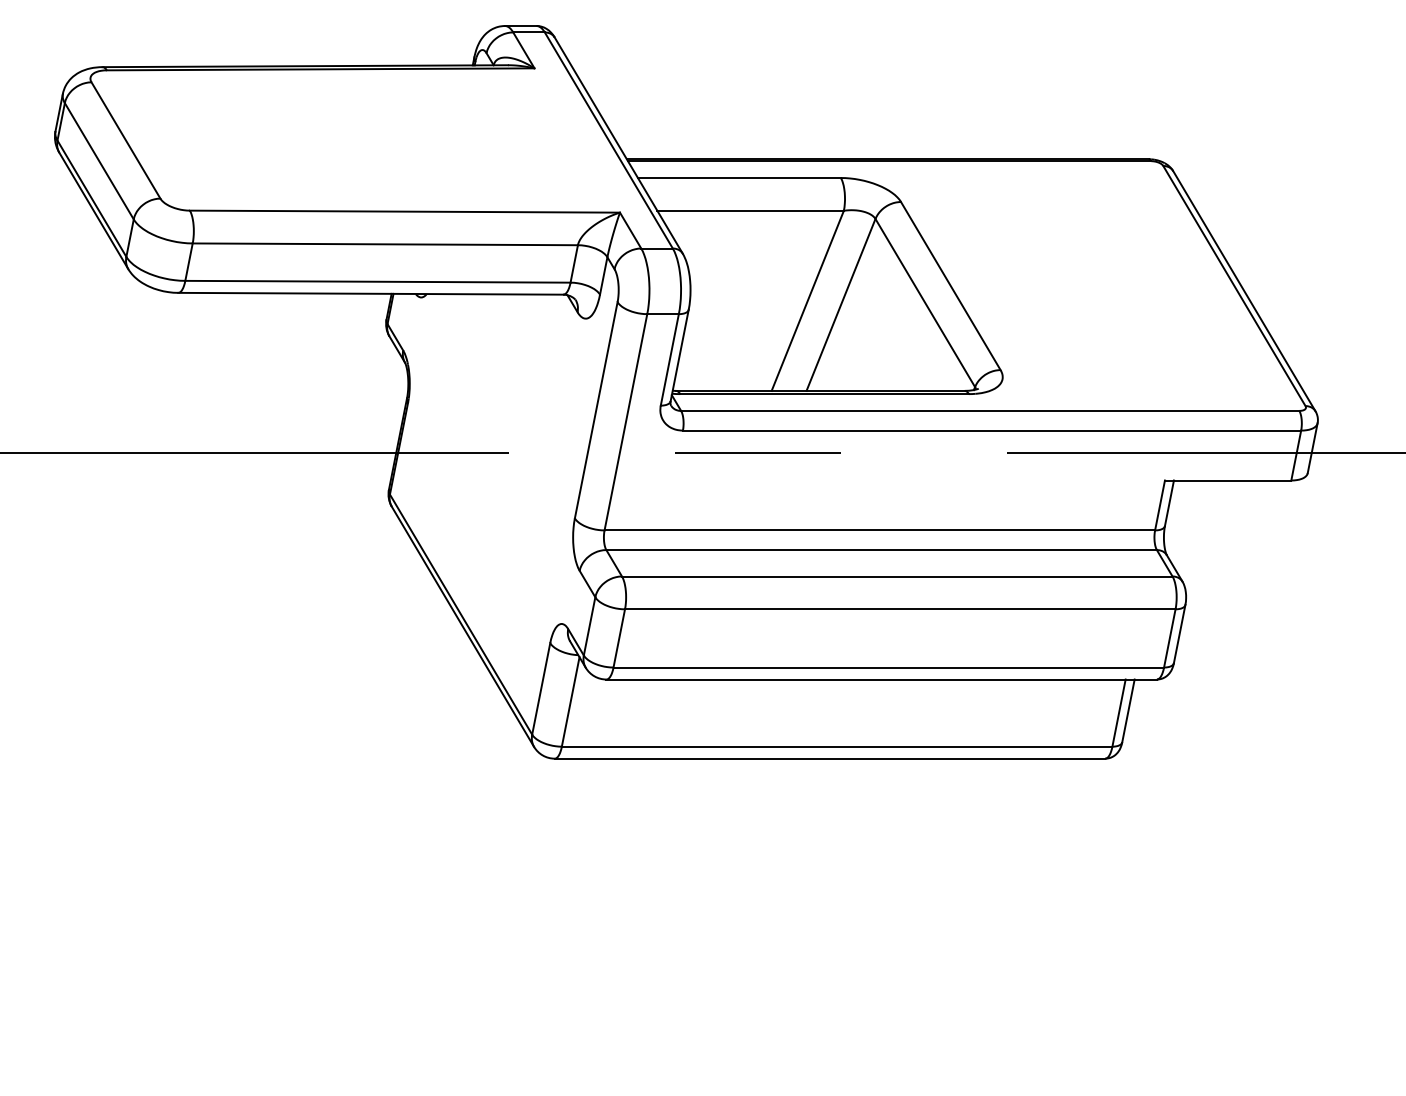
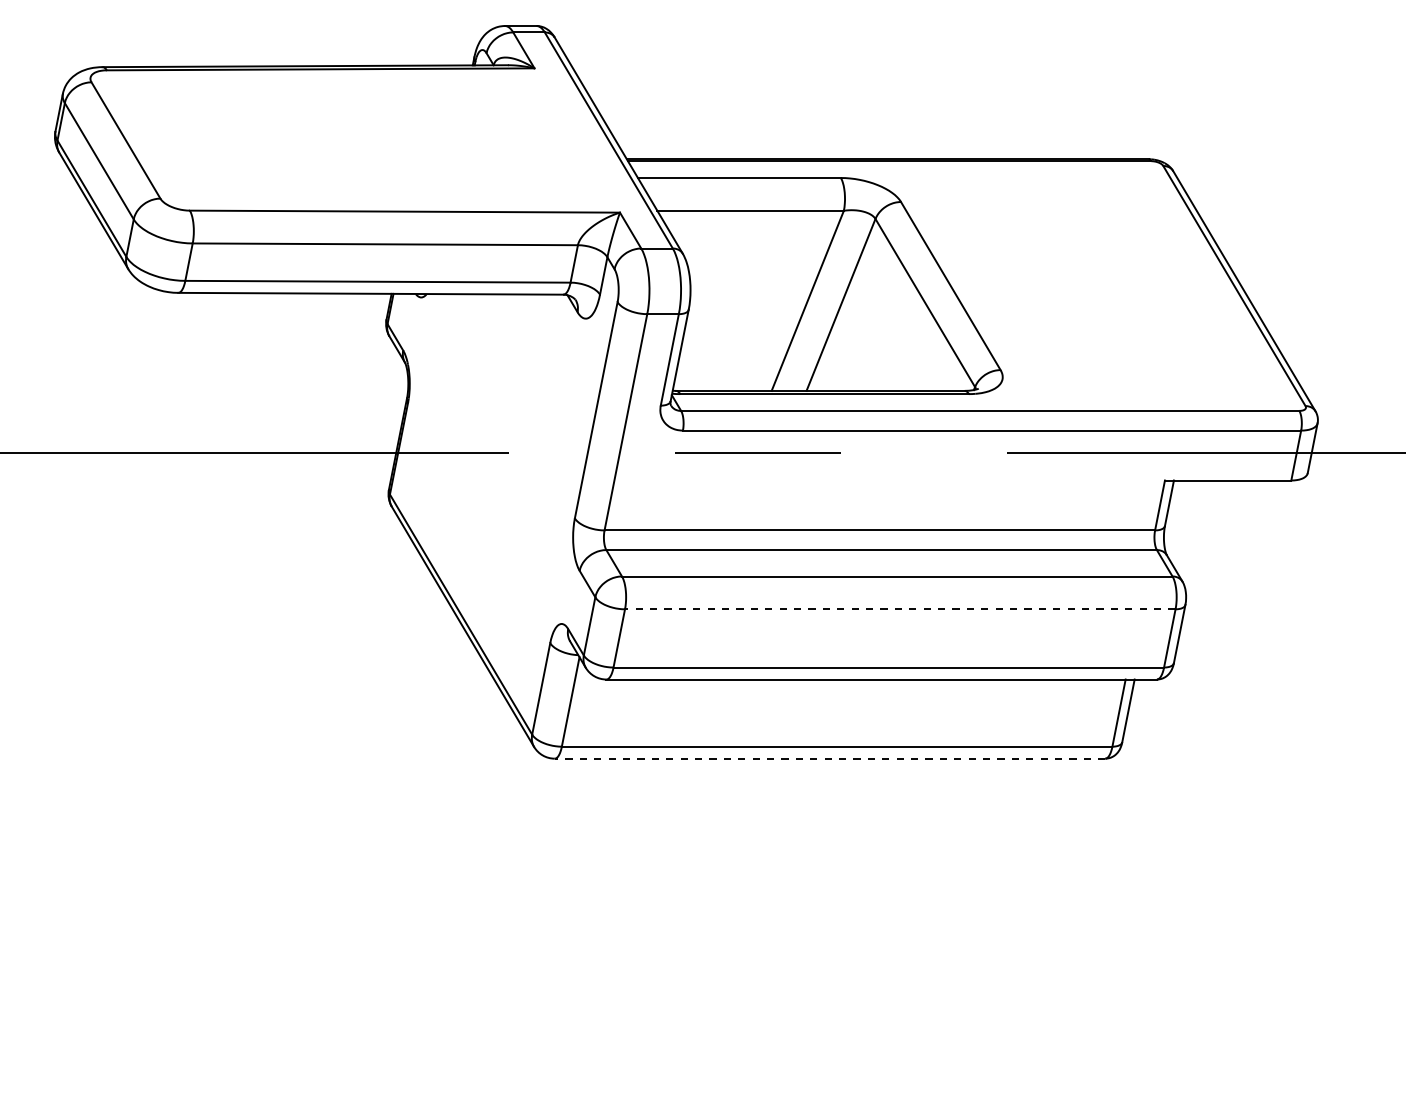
line: solid -> dashed (899, 609)
line: solid -> dashed (829, 758)
